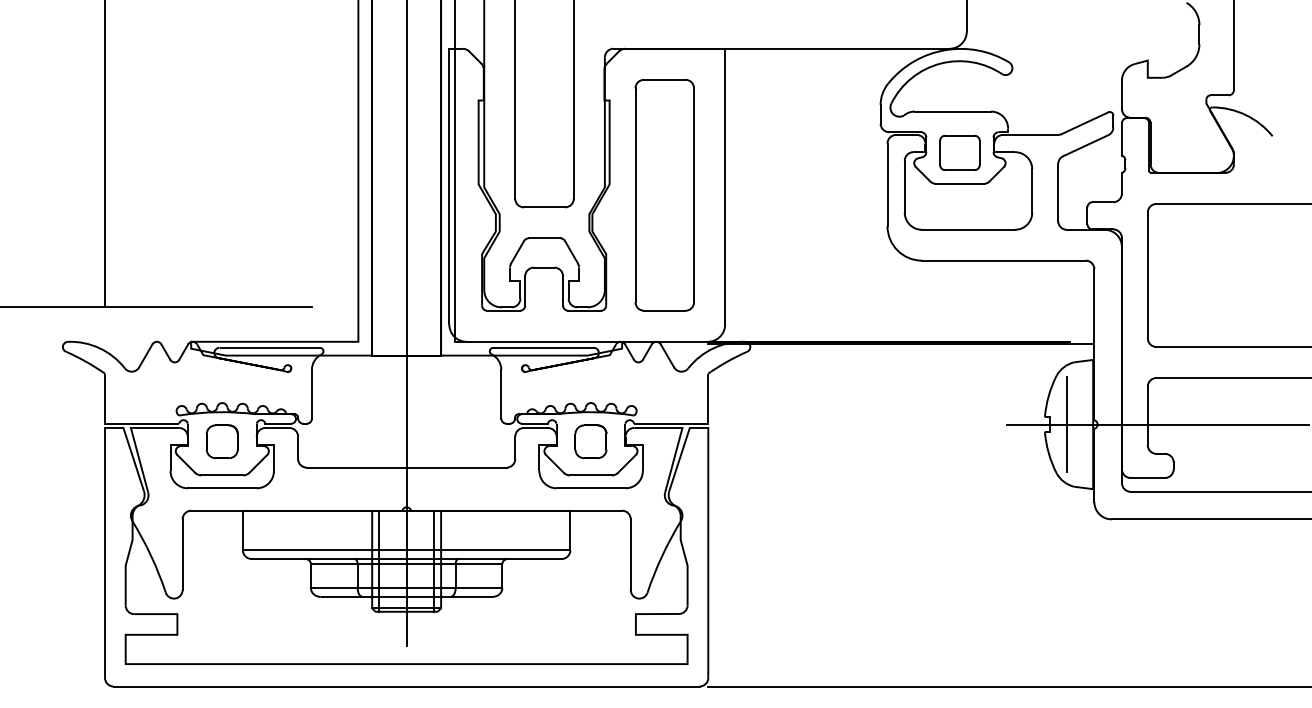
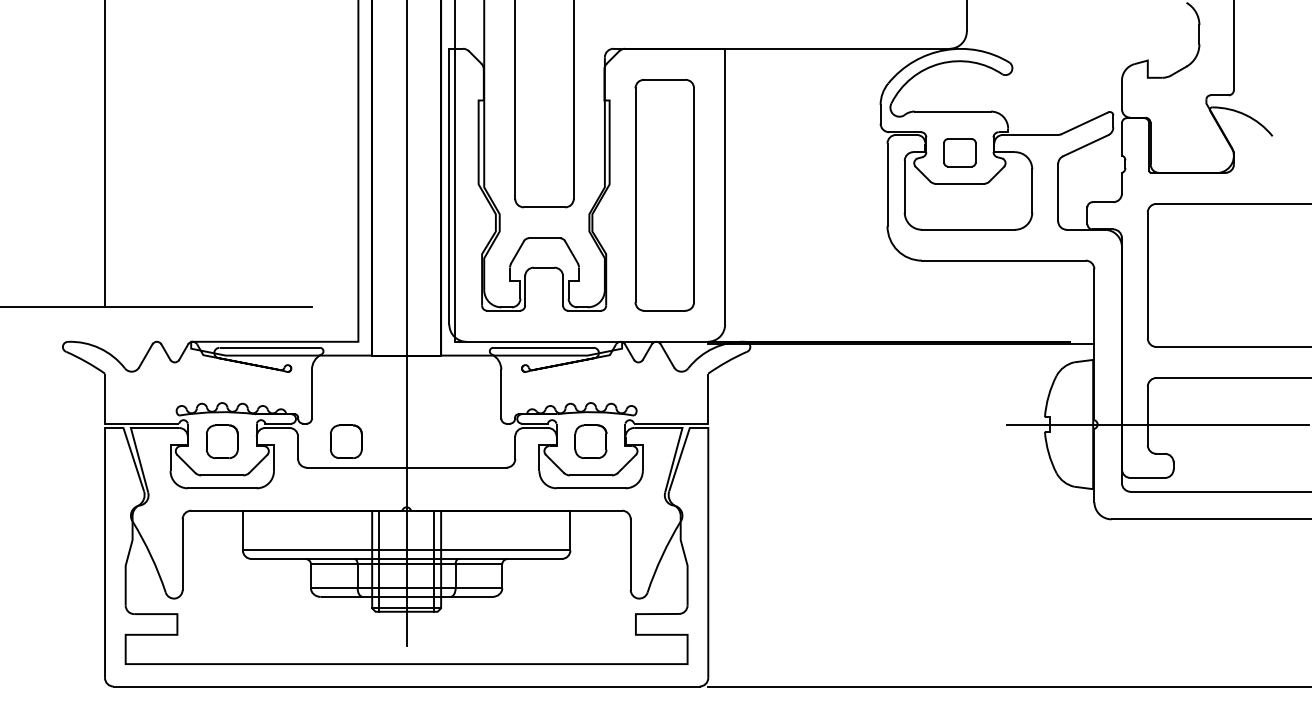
part size: 42x37 px -> 34x30 px (959, 152)
line: present -> none (1066, 424)
part: none -> present (346, 441)
